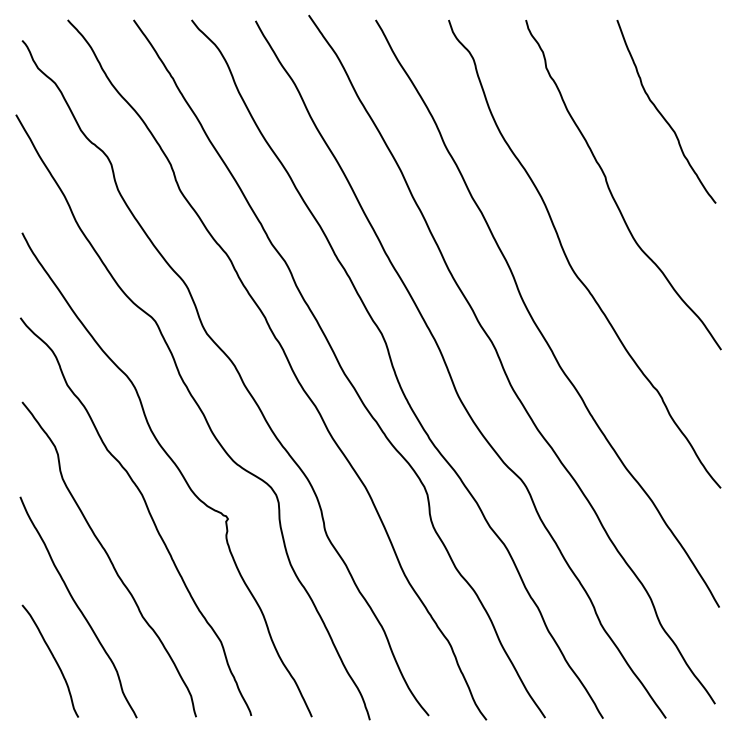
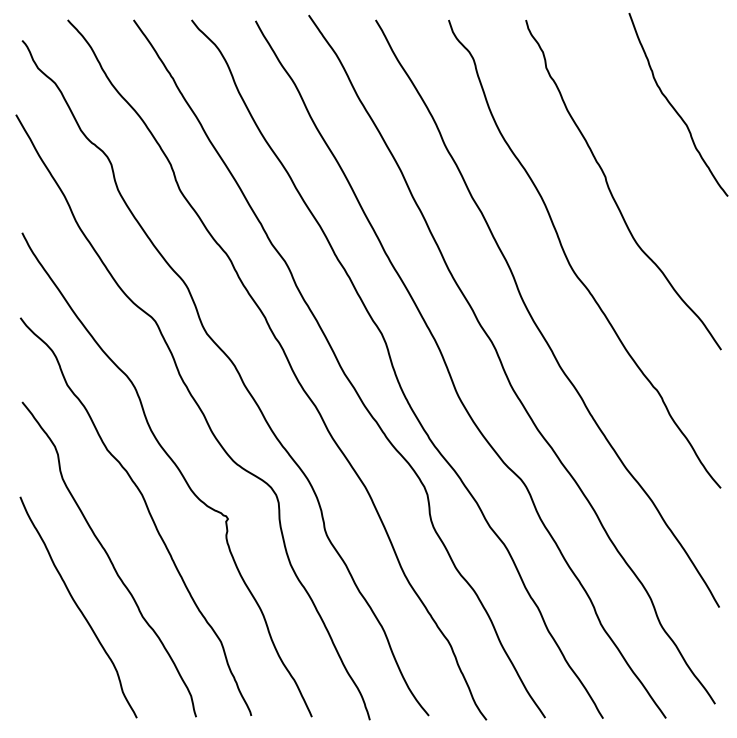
curve position: (662, 114) -> (674, 107) (674, 107)
curve: present -> none (52, 657)
